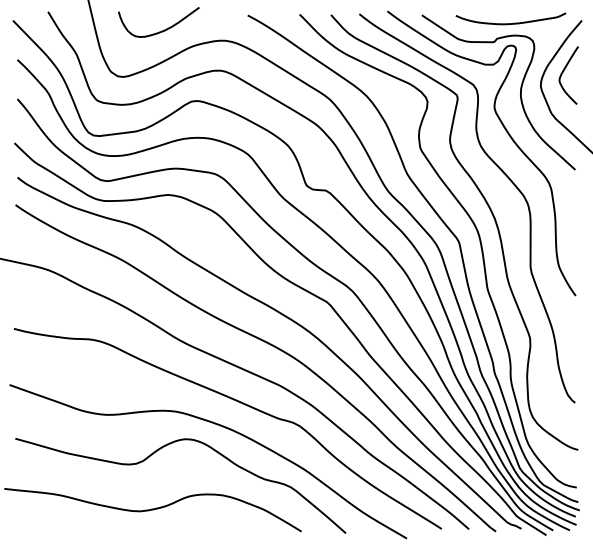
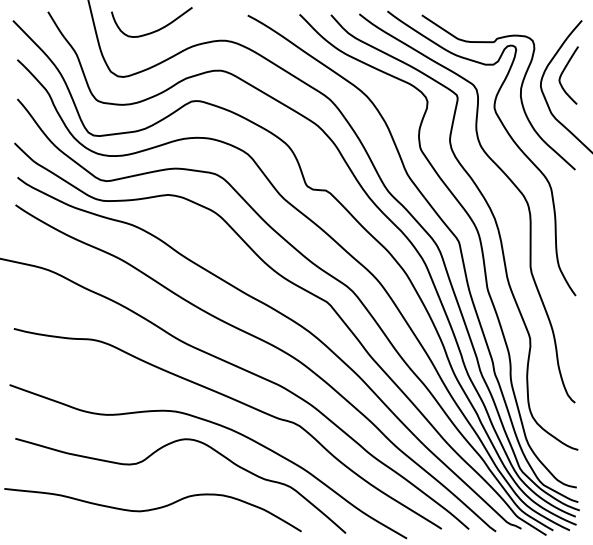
curve: present -> none (510, 23)
curve position: (161, 30) -> (154, 30) (154, 30)
